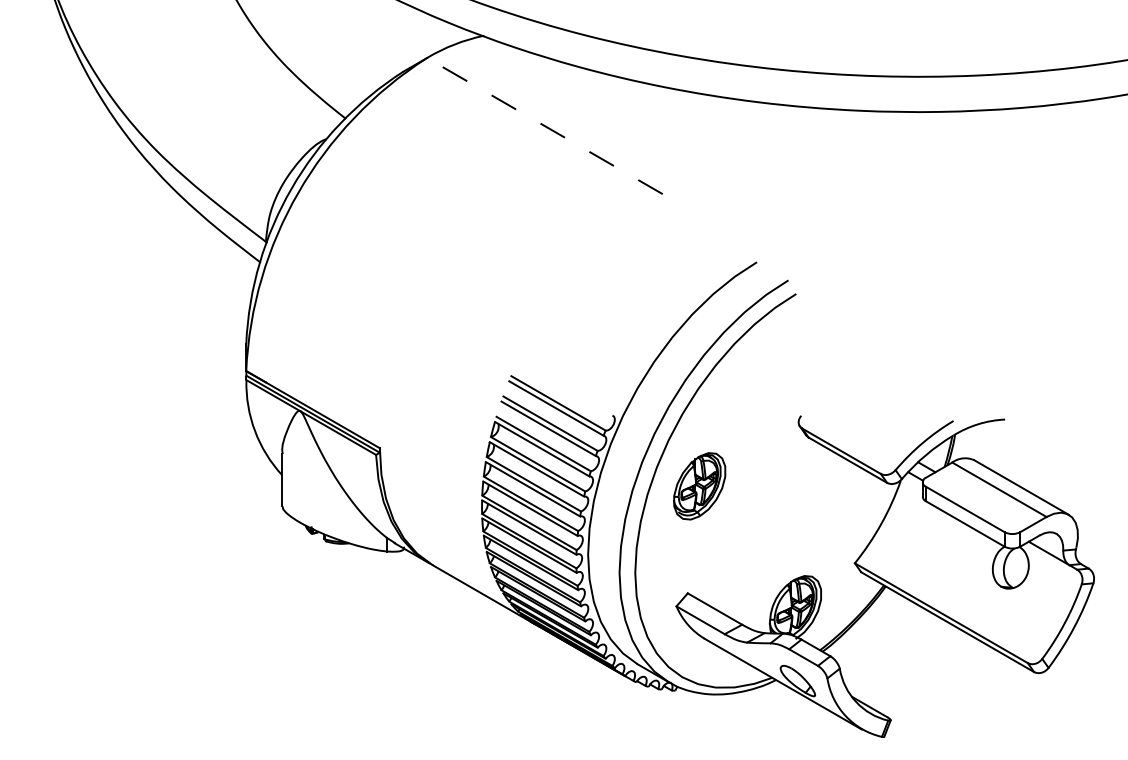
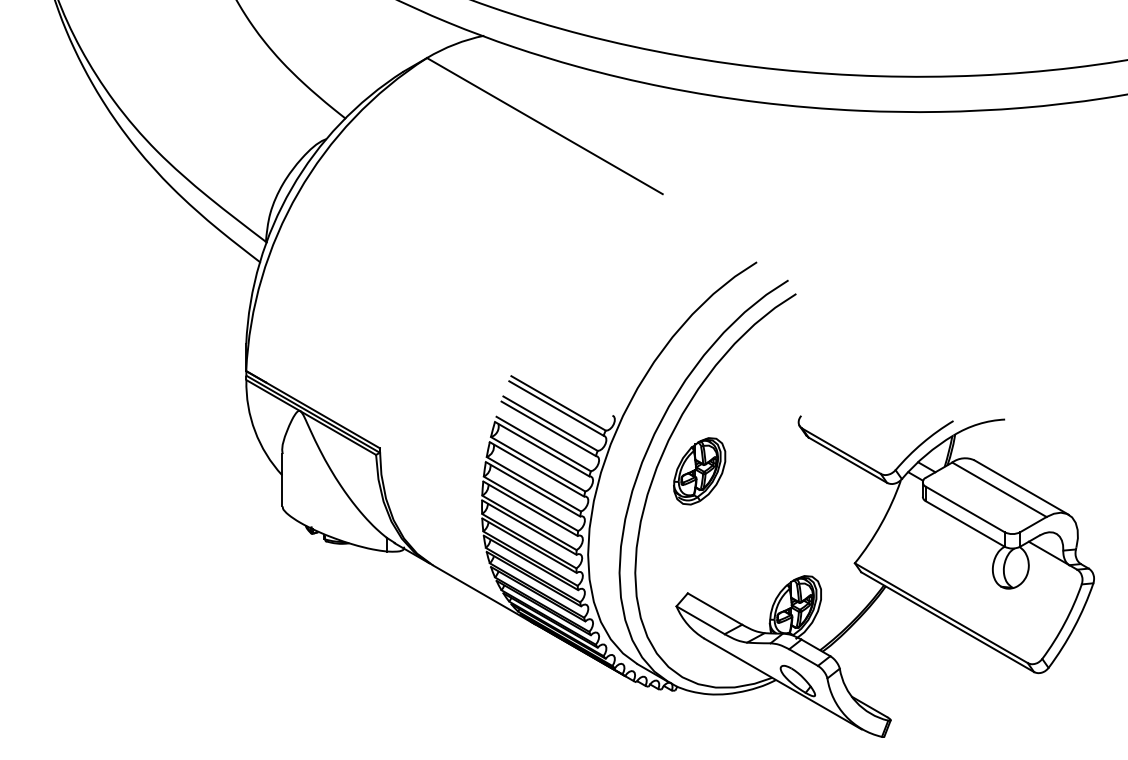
line: dashed -> solid (544, 125)
part position: (699, 486) -> (699, 471) (699, 471)
